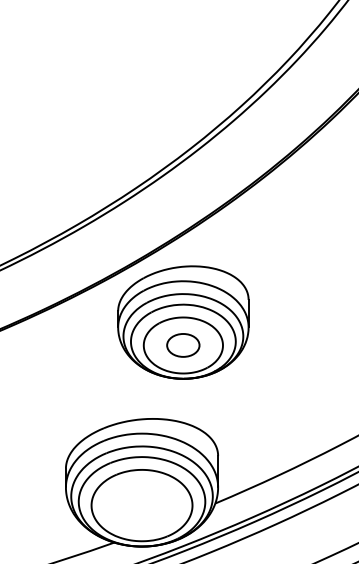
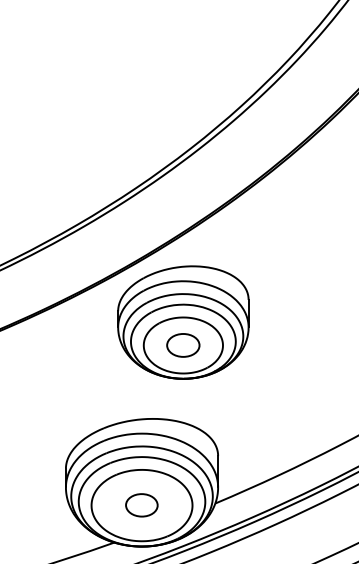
part: none -> present (141, 505)
